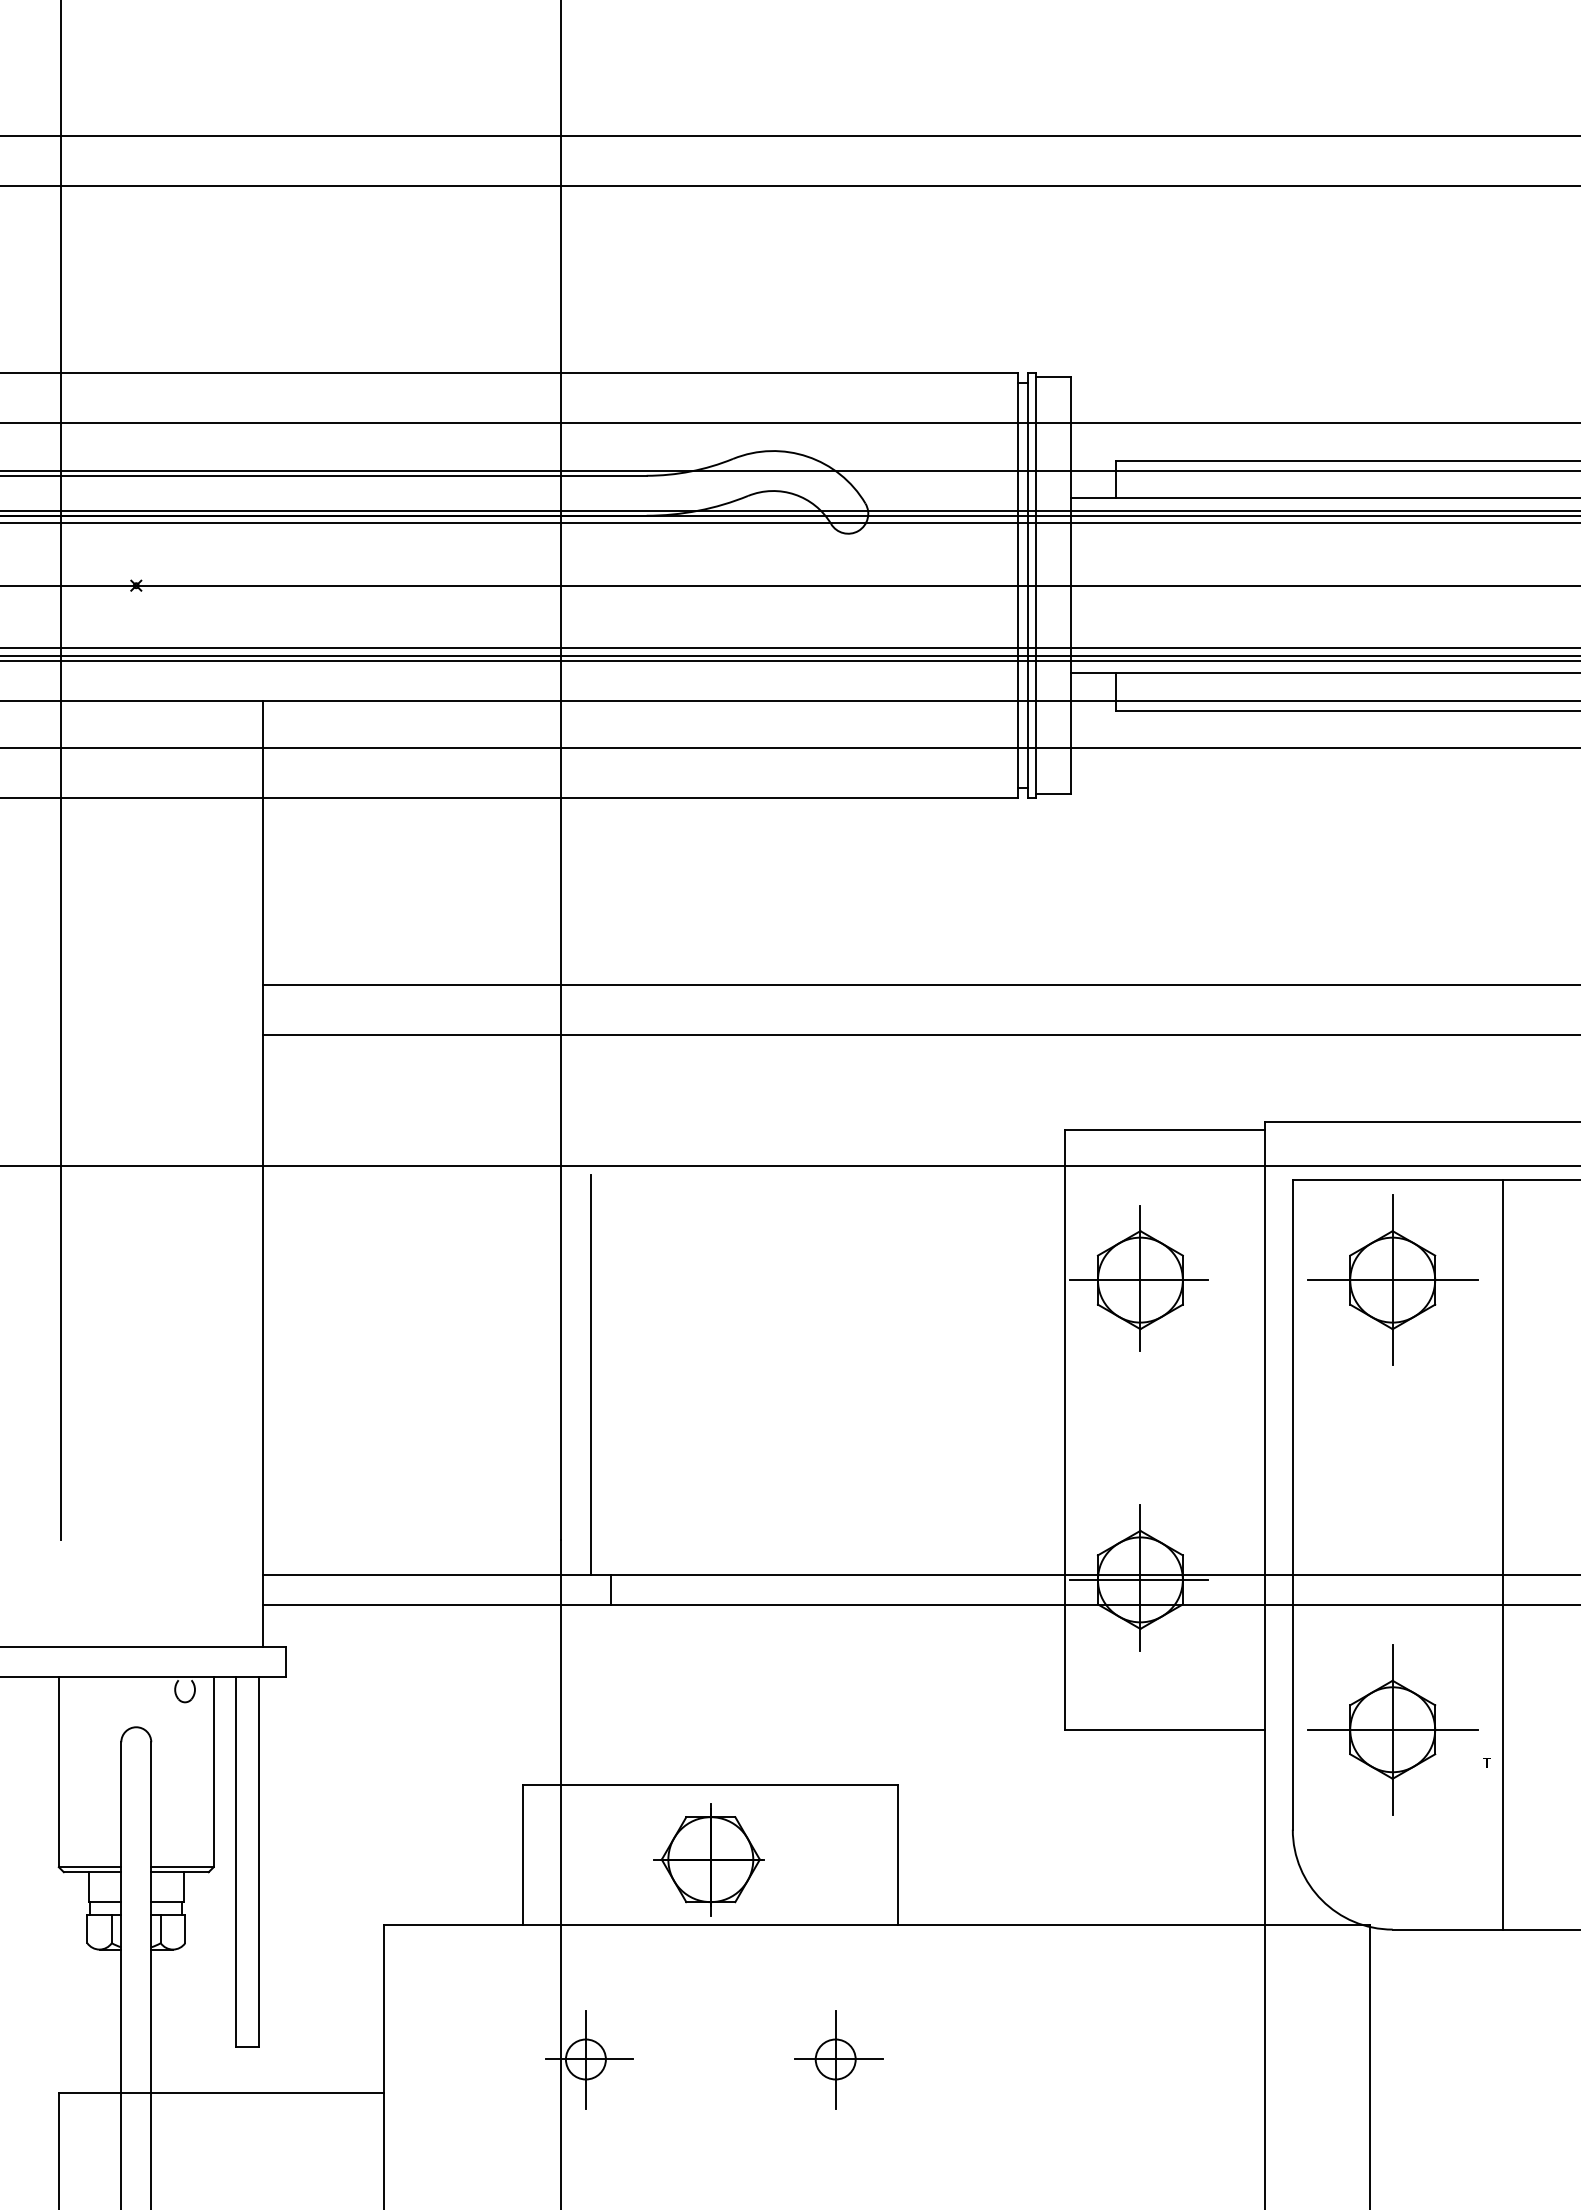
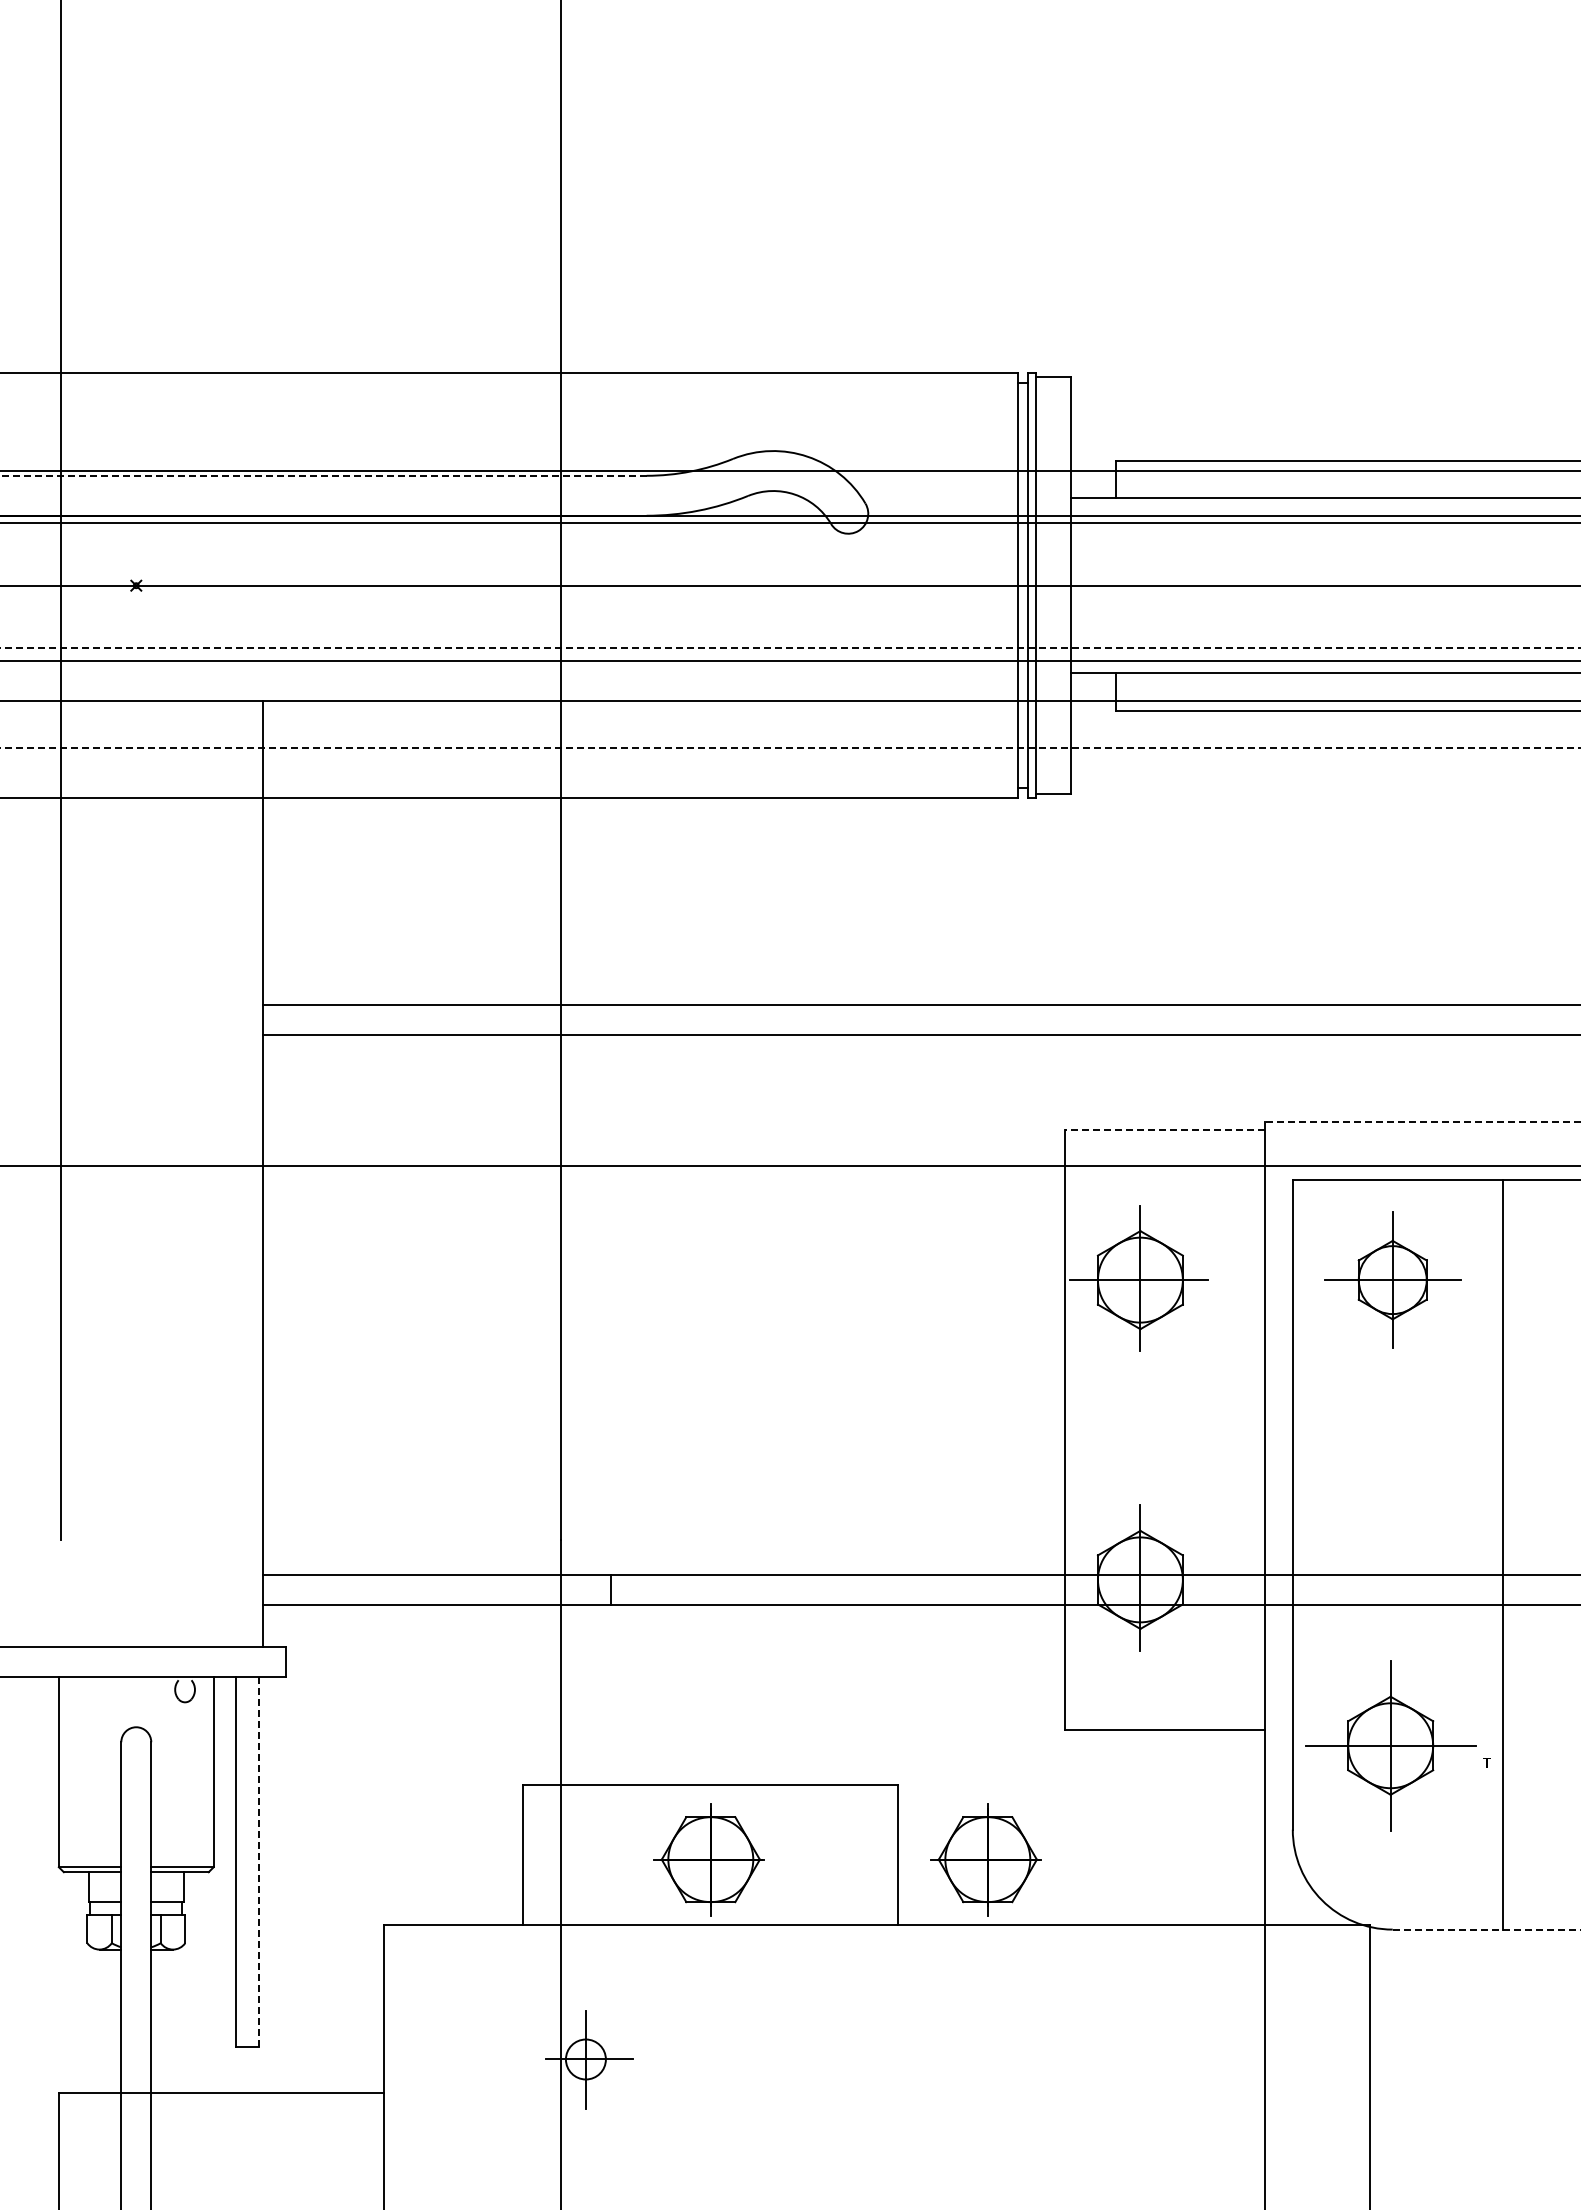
line: present -> none (789, 136)
line: present -> none (789, 186)
line: present -> none (789, 423)
line: solid -> dashed (323, 475)
line: present -> none (789, 510)
line: solid -> dashed (790, 648)
line: present -> none (789, 655)
line: solid -> dashed (790, 748)
line position: (920, 985) -> (920, 1005) (920, 1005)
line: solid -> dashed (1422, 1122)
line: solid -> dashed (1165, 1130)
part size: 172x172 px -> 138x138 px (1392, 1279)
line: present -> none (590, 1374)
line: present -> none (1138, 1579)
part position: (1392, 1729) -> (1390, 1745) (1390, 1745)
part: none -> present (985, 1859)
line: solid -> dashed (258, 1862)
line: solid -> dashed (1486, 1929)
part: present -> none (838, 2059)
